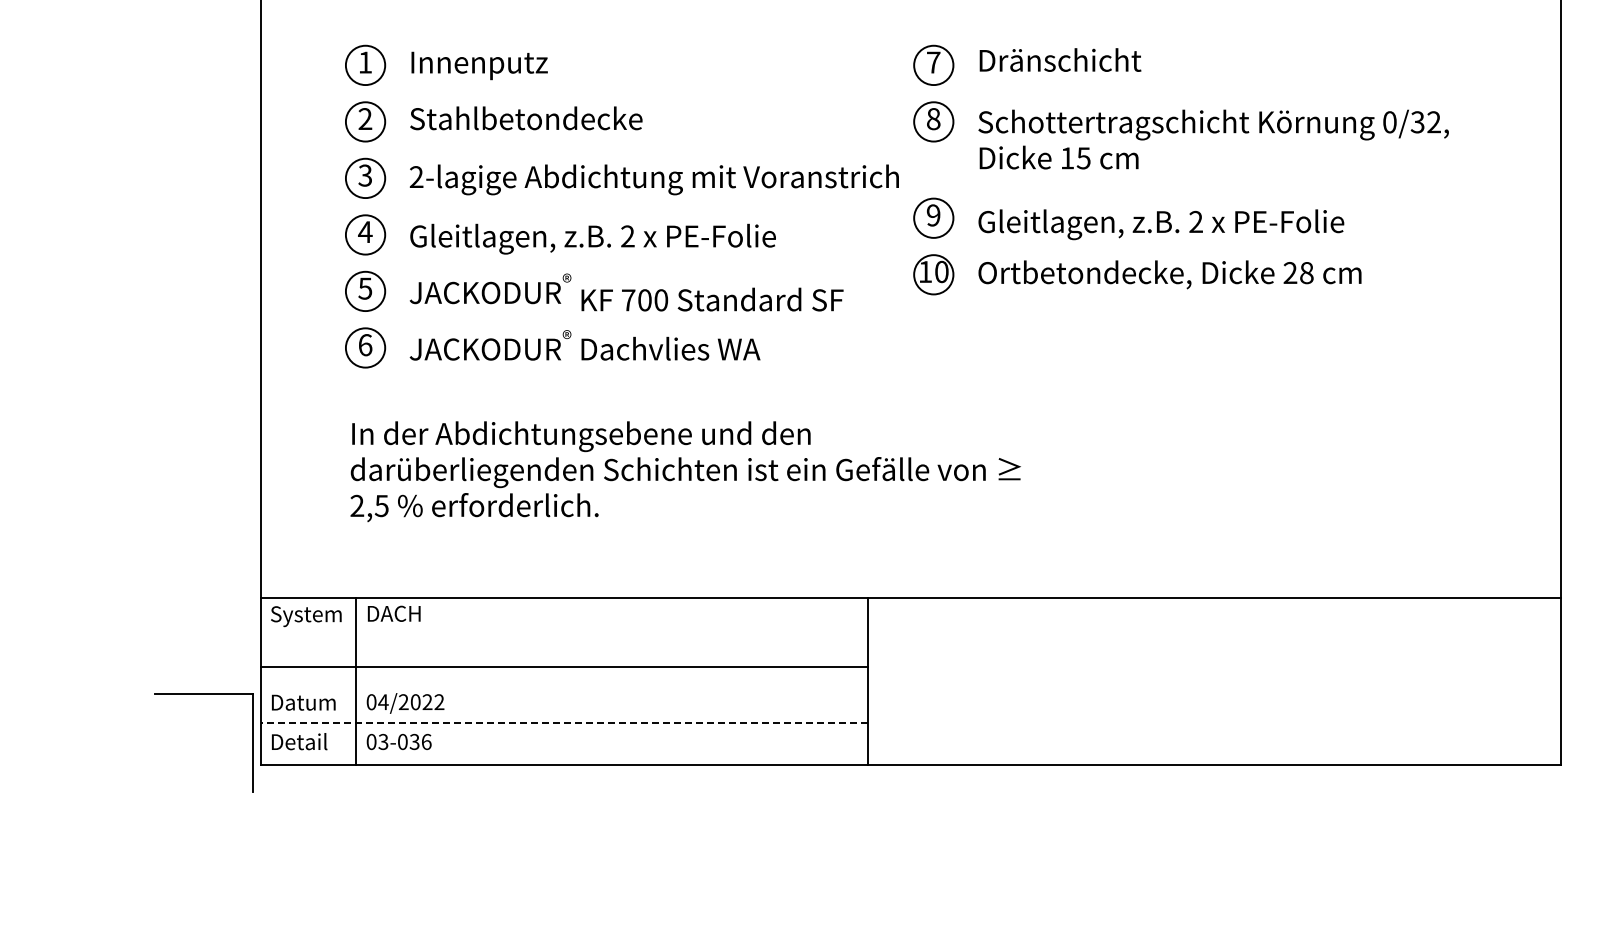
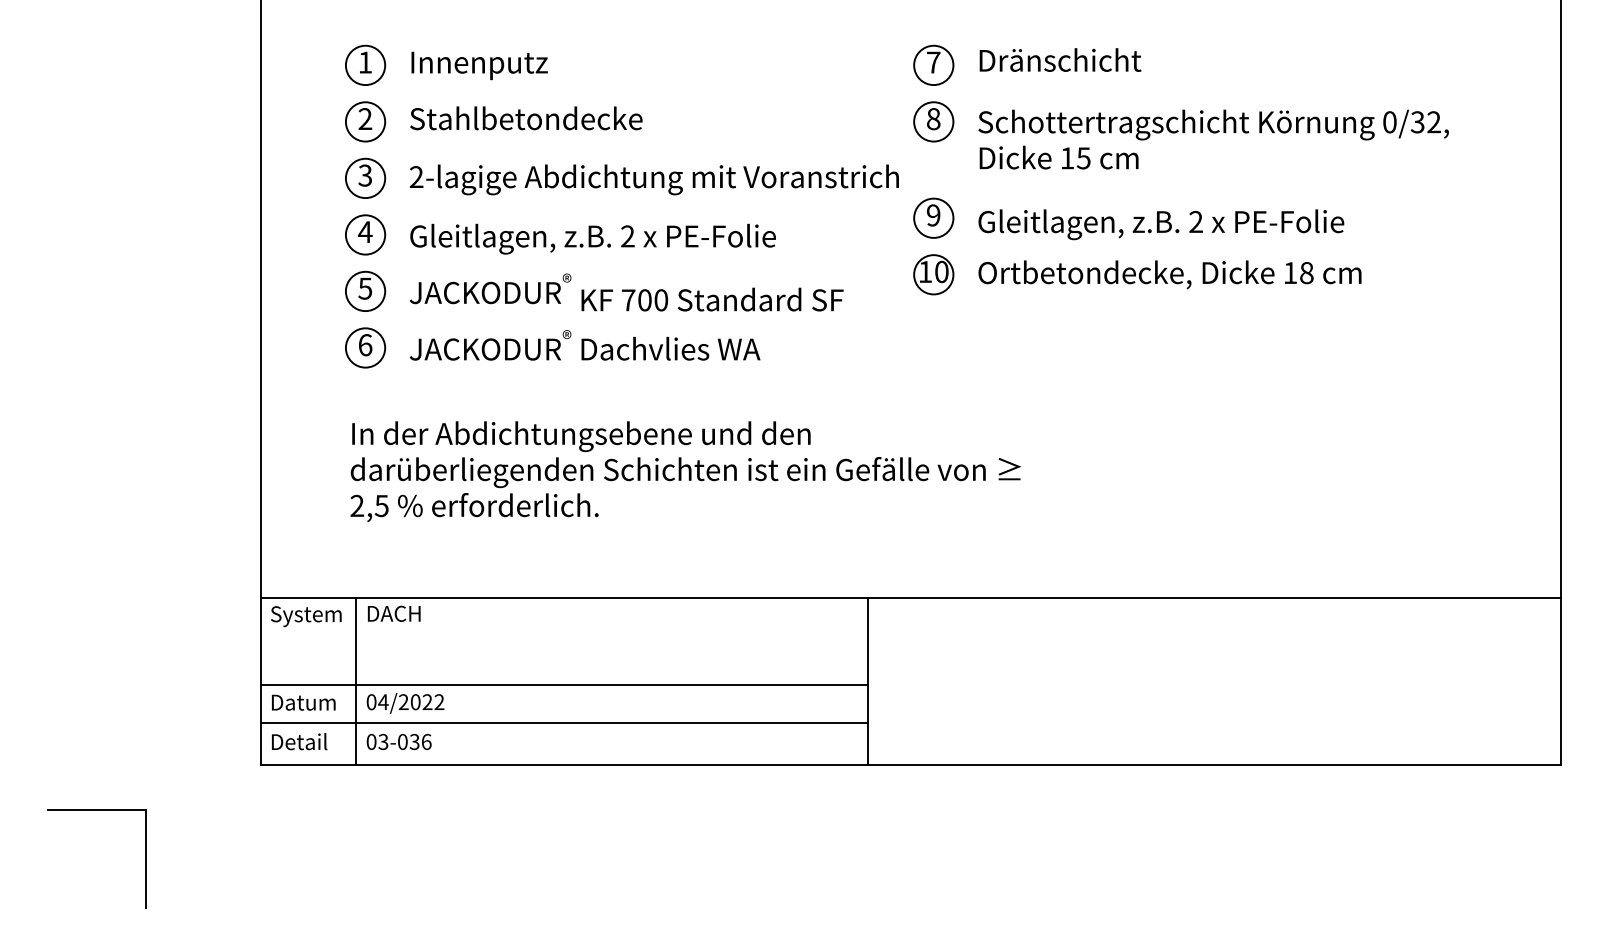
text: 28 -> 18 (1290, 272)
line position: (564, 667) -> (564, 685) (564, 685)
part position: (203, 694) -> (96, 810) (96, 810)
line: dashed -> solid (564, 722)
